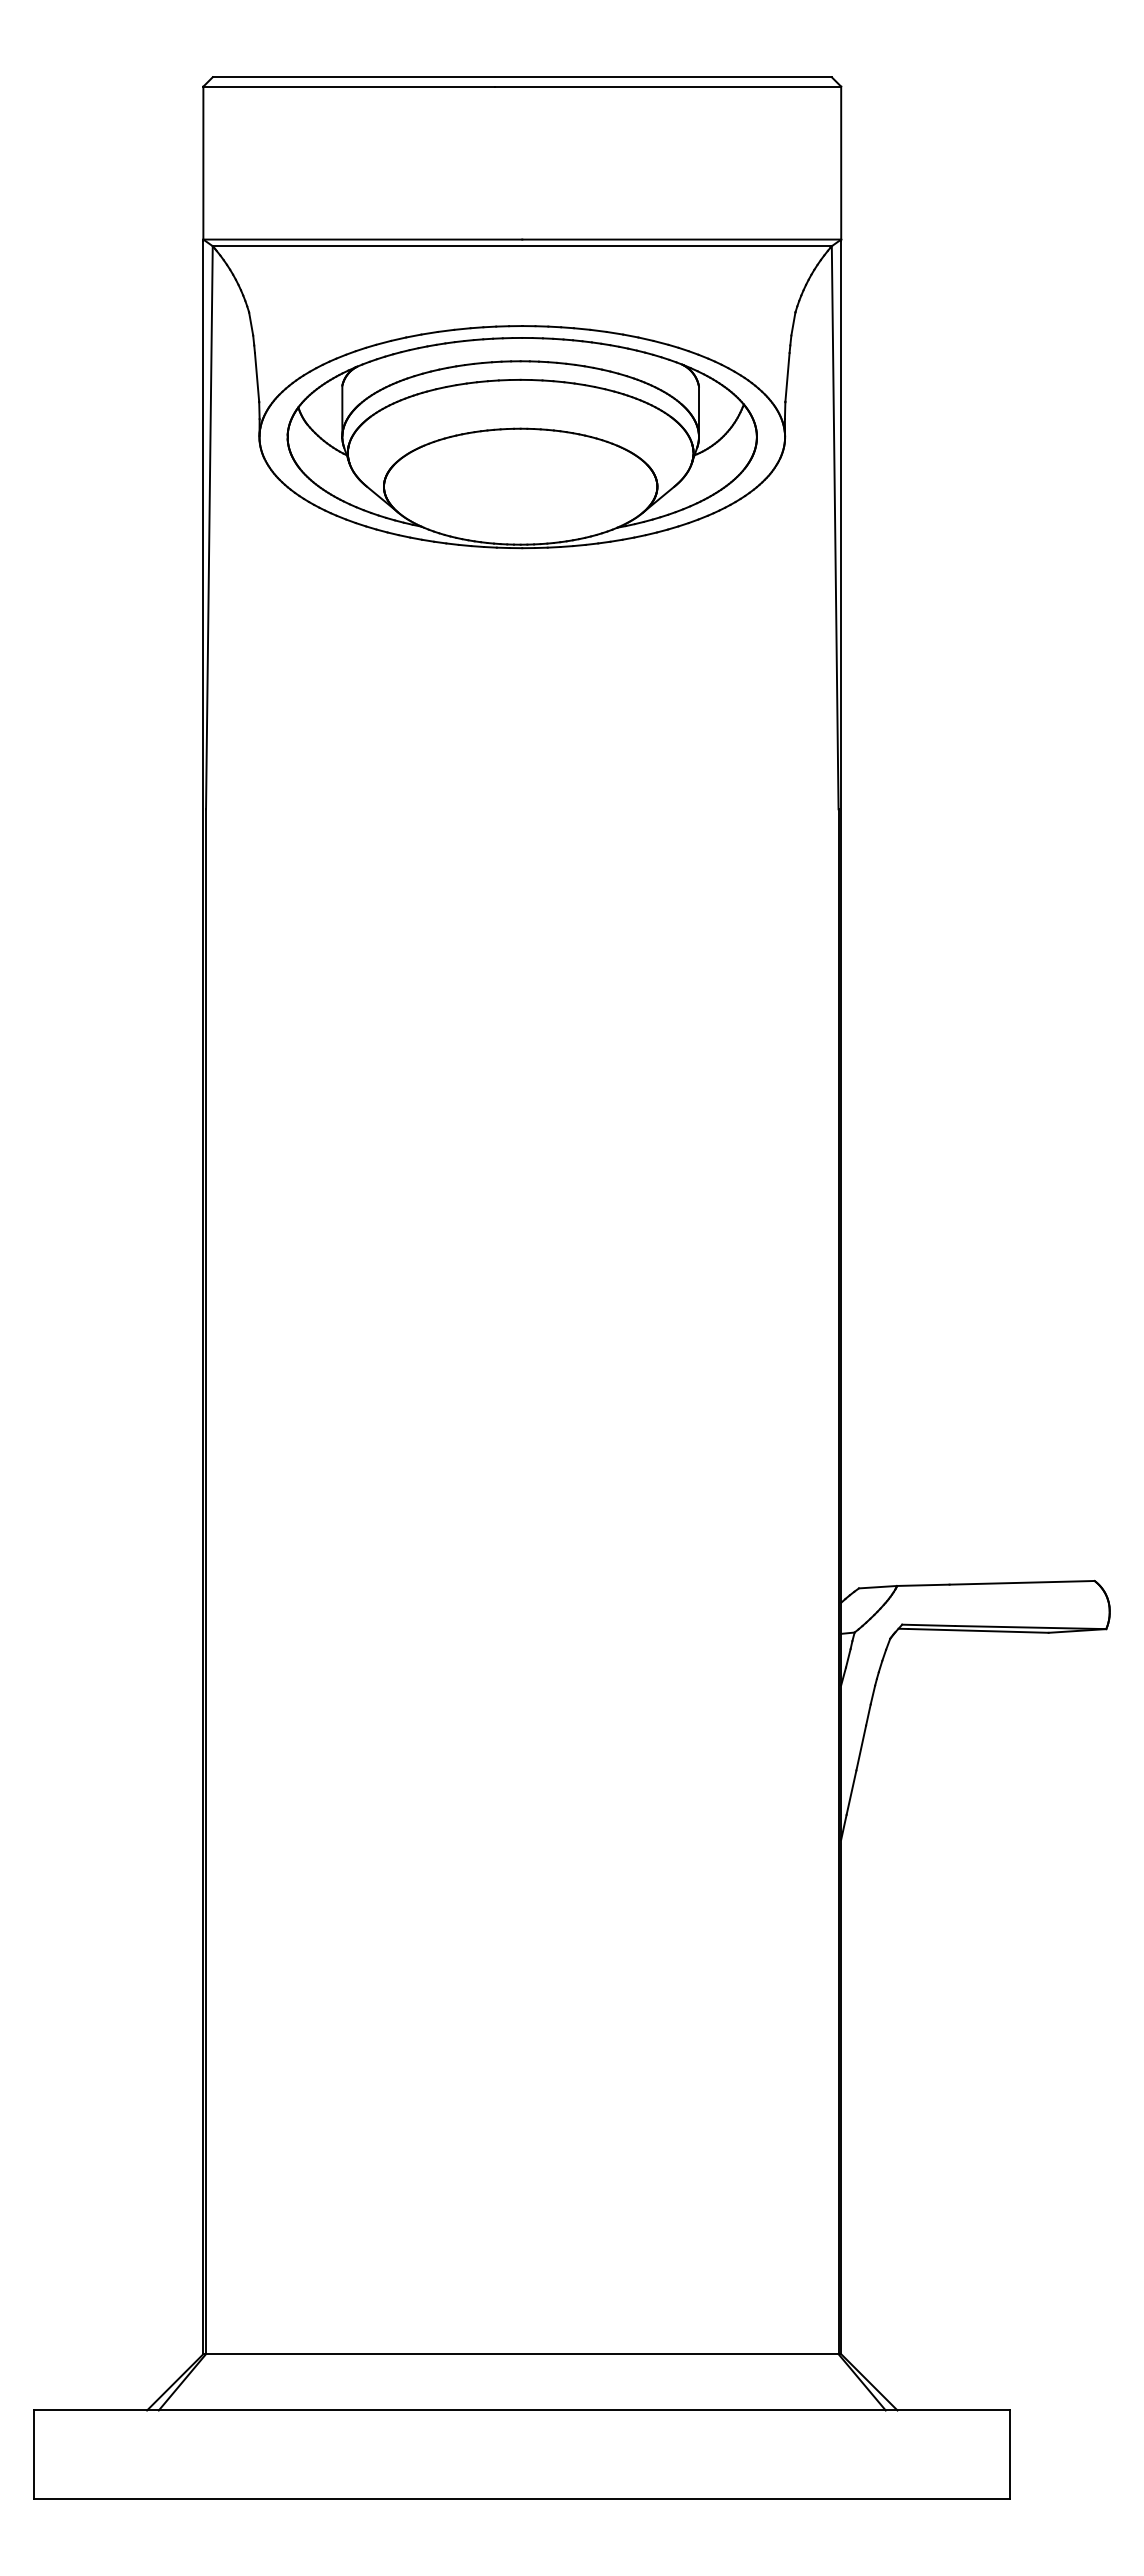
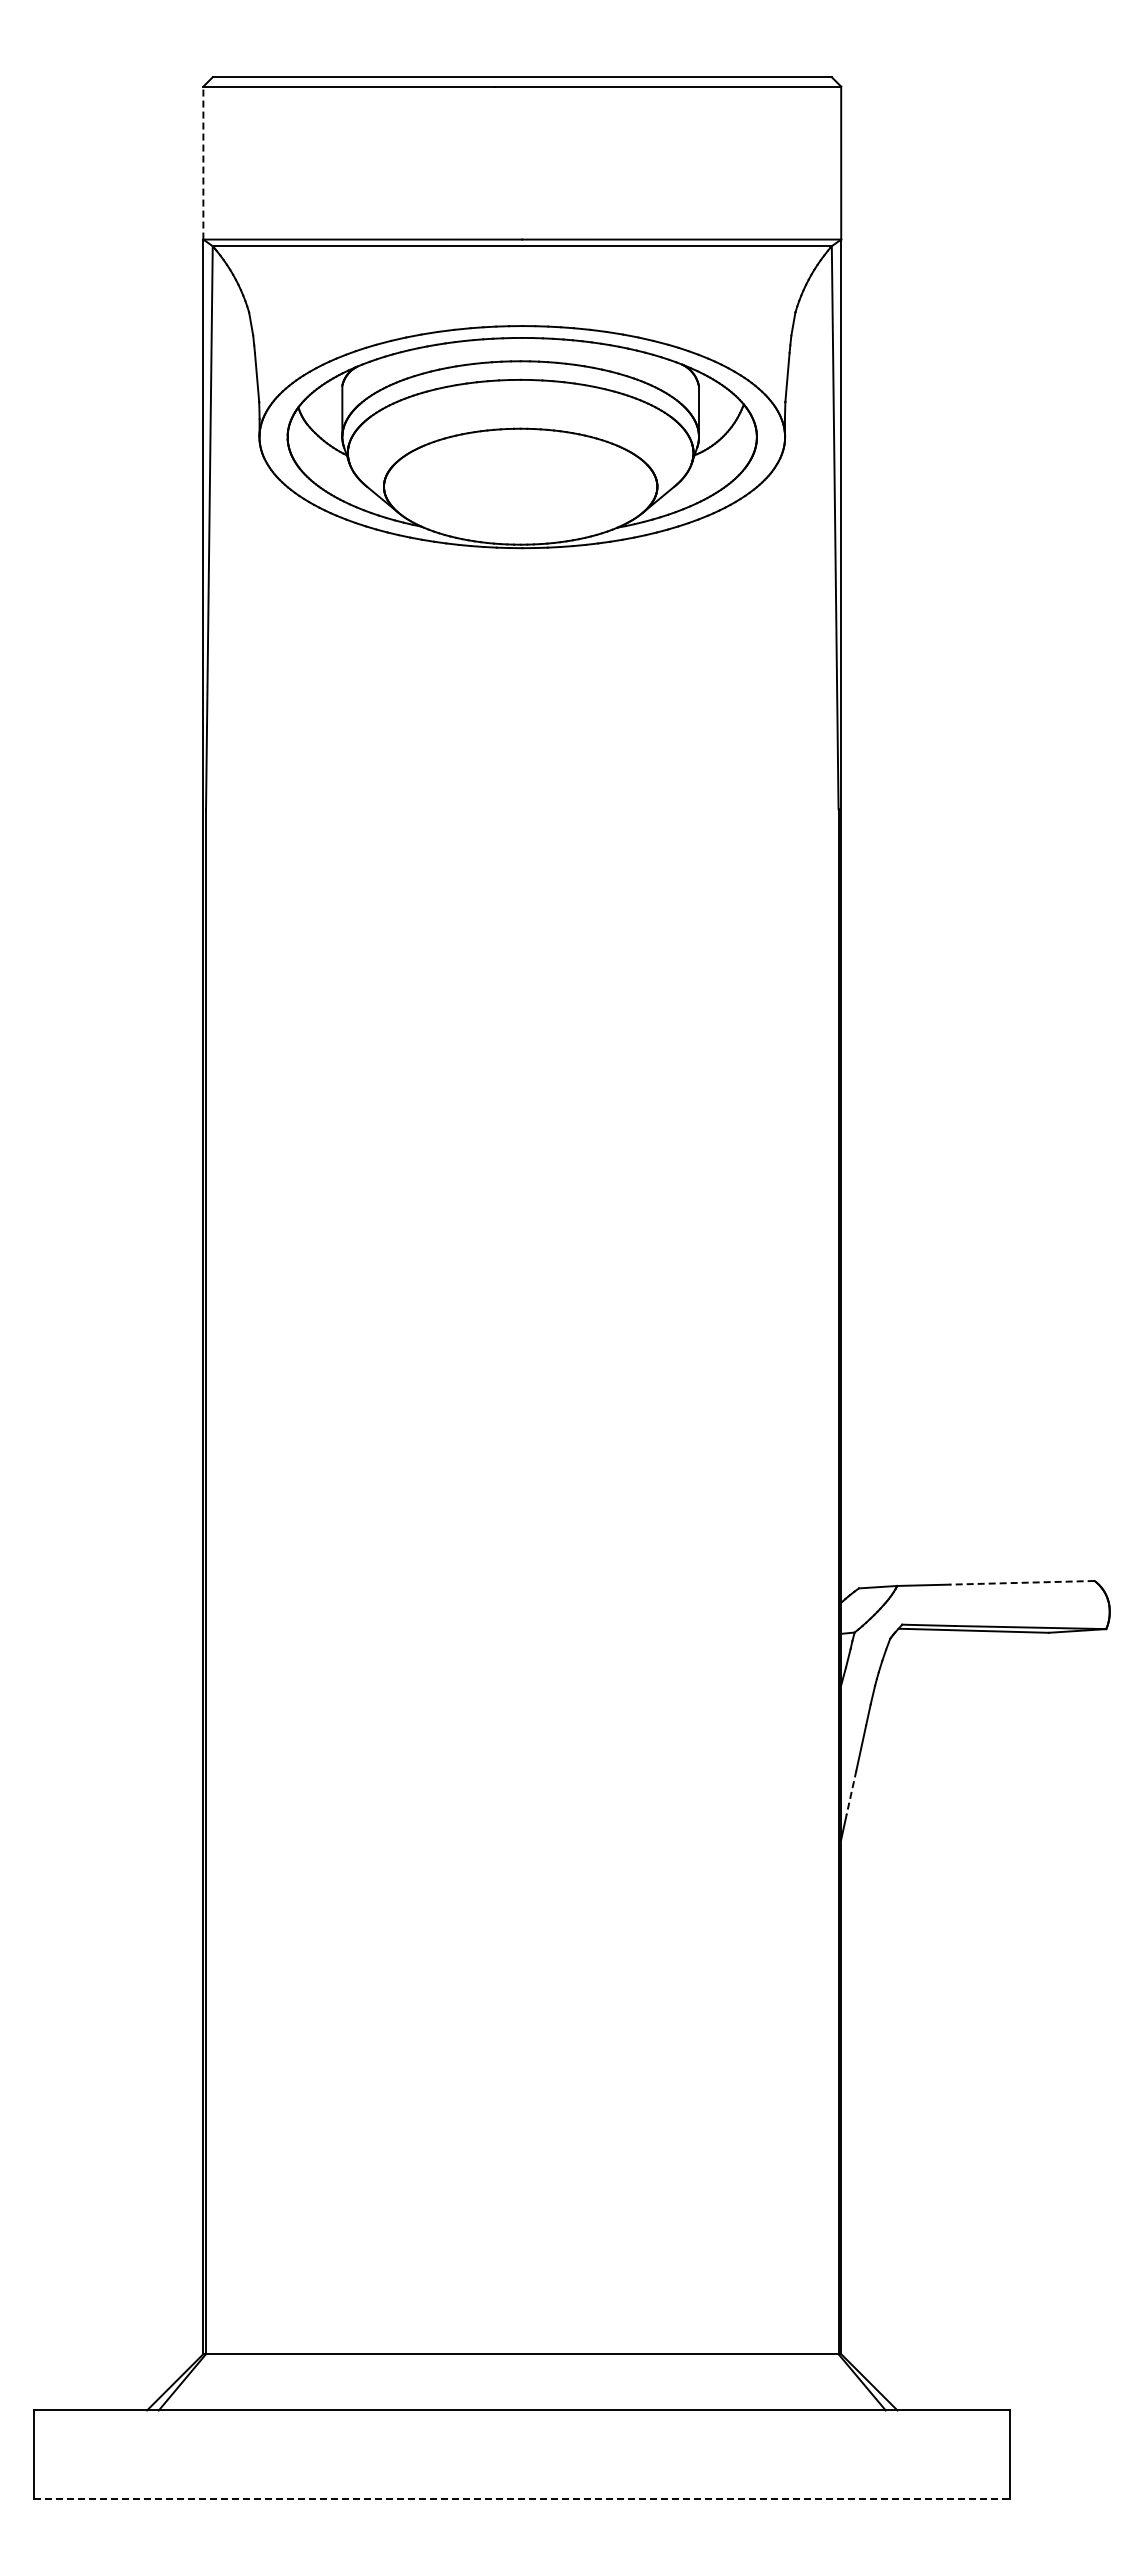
line: solid -> dashed (203, 162)
line: solid -> dashed (1022, 1582)
line: solid -> dashed (851, 1792)
line: solid -> dashed (522, 2498)
